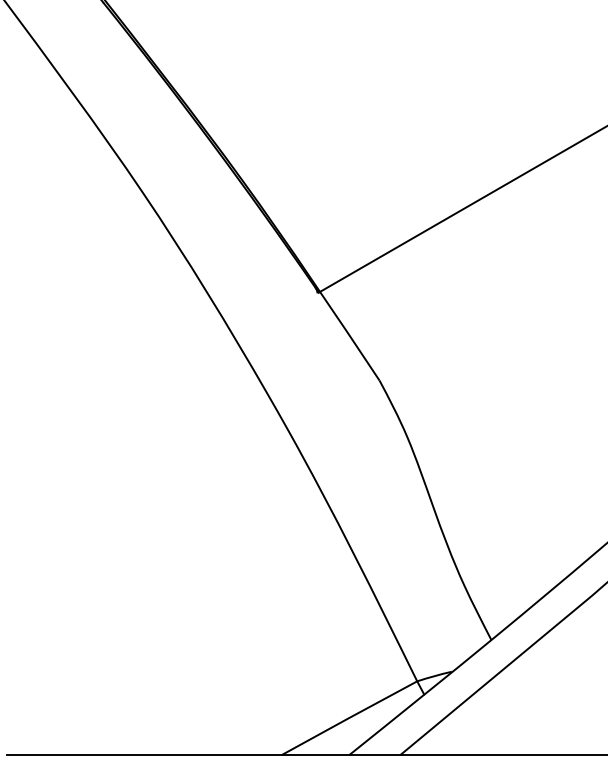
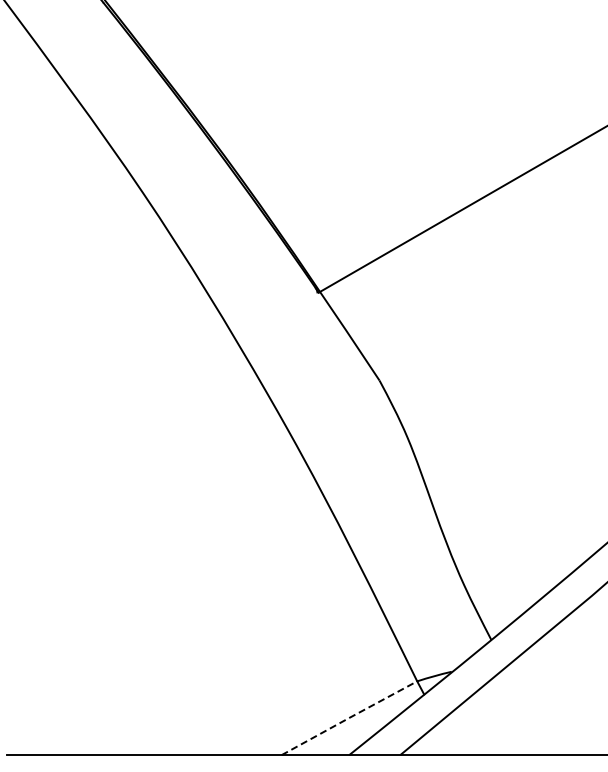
line: solid -> dashed (349, 717)
